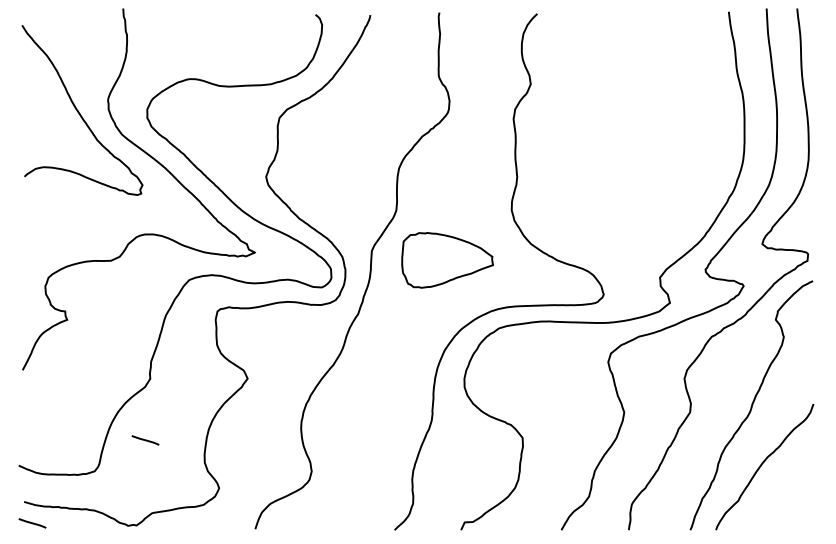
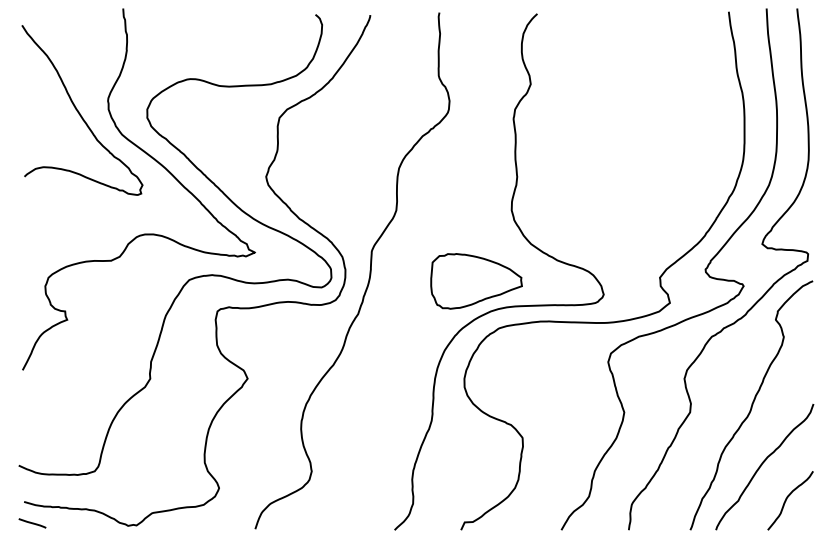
part position: (447, 260) -> (476, 281) (476, 281)
line: present -> none (145, 440)
curve: none -> present (787, 499)
